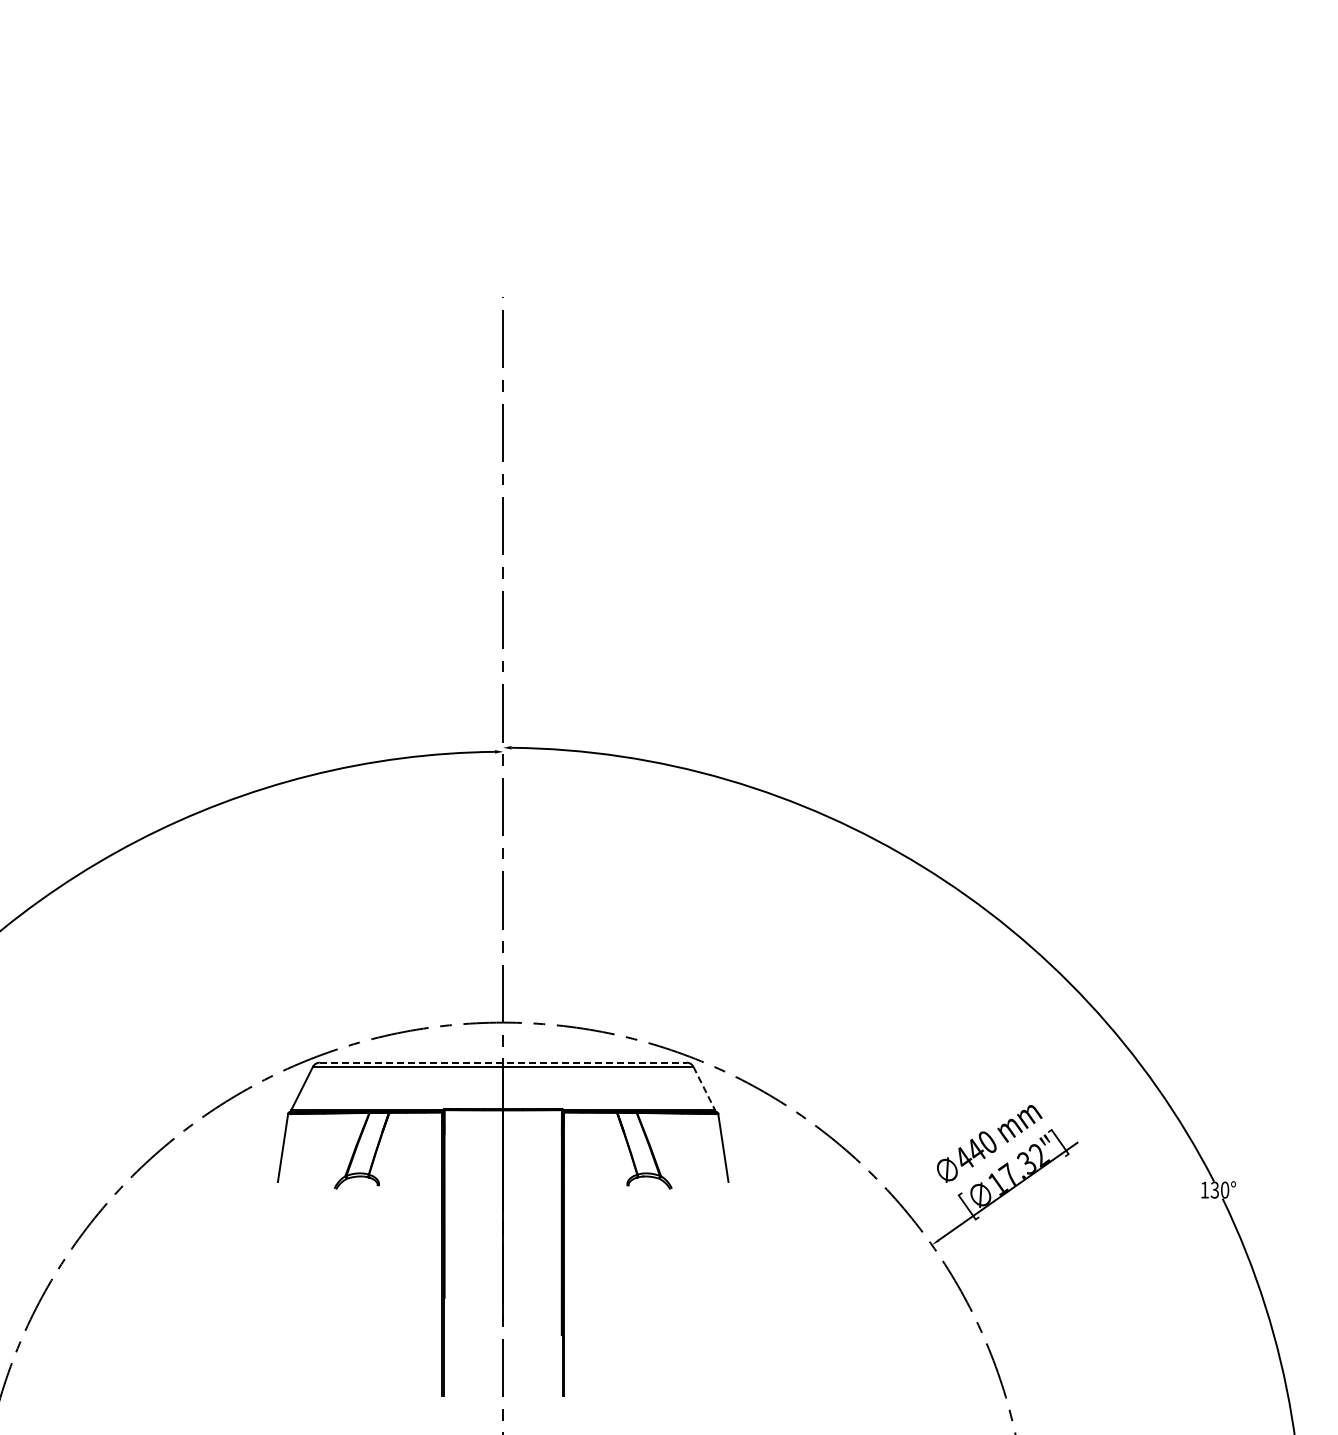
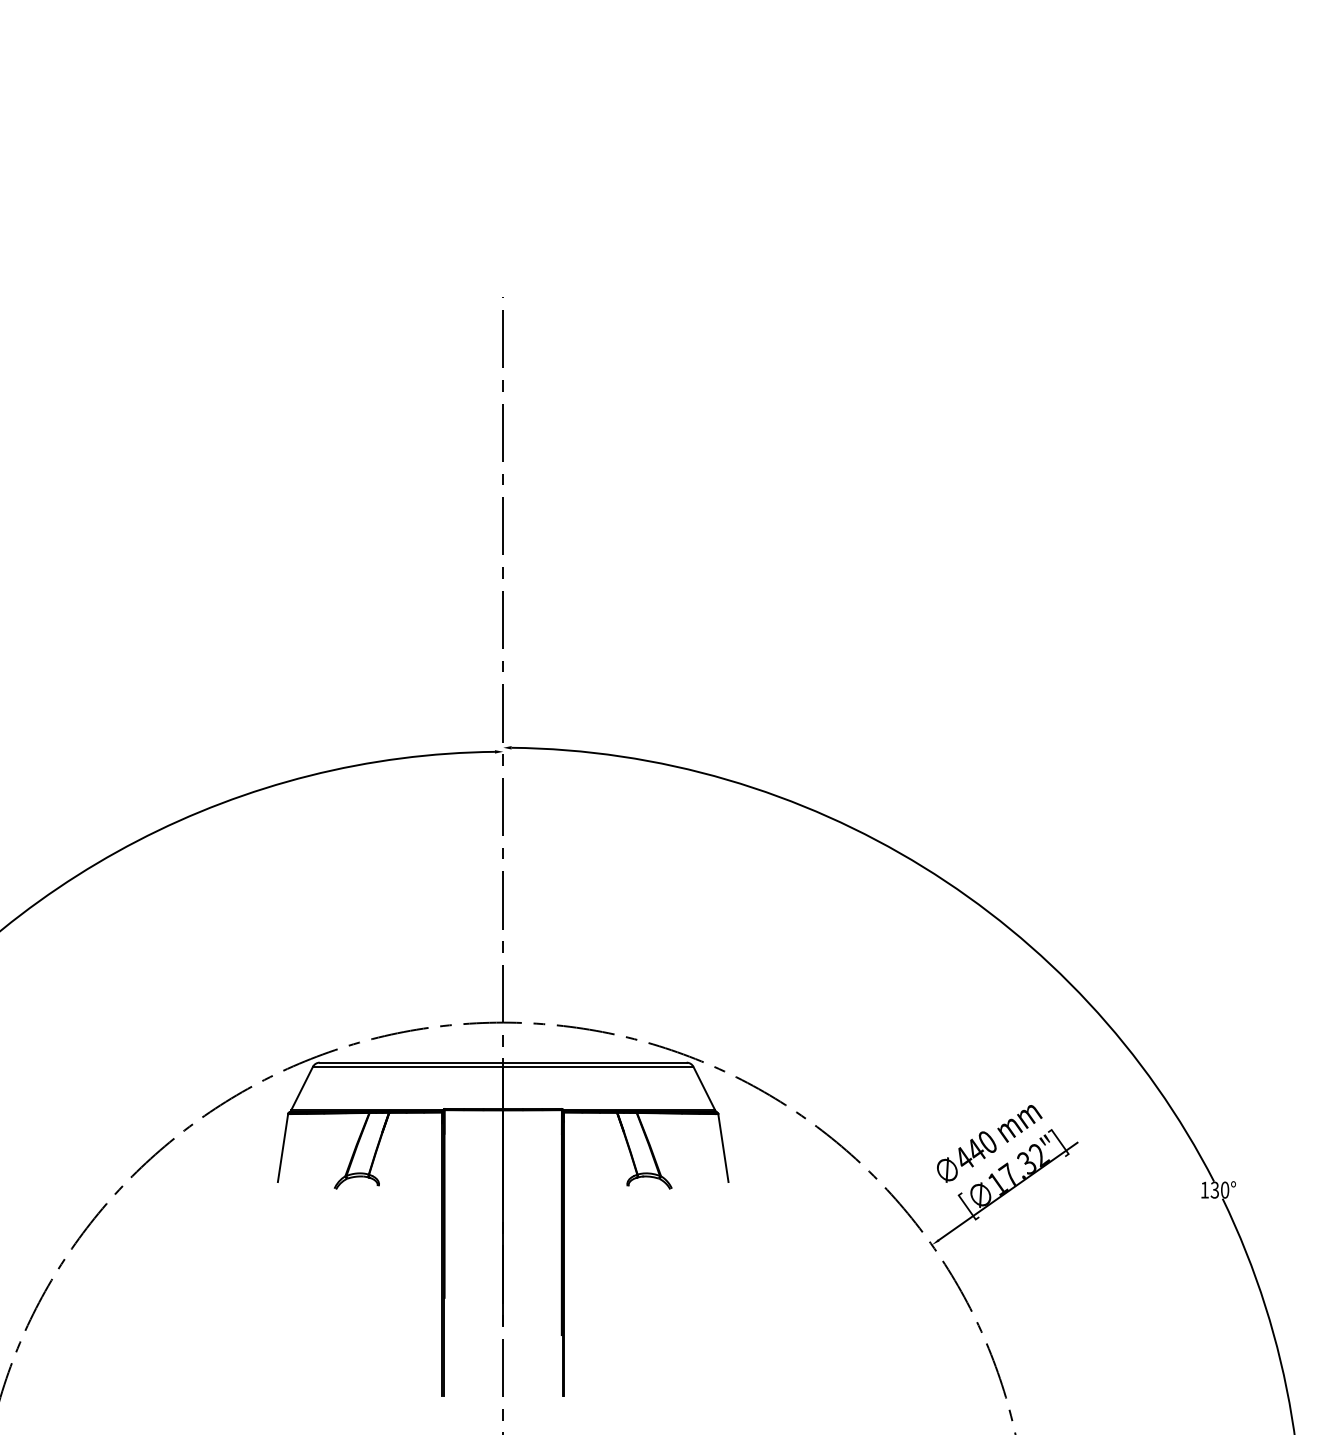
line: dashed -> solid (503, 1062)
line: dashed -> solid (704, 1089)
